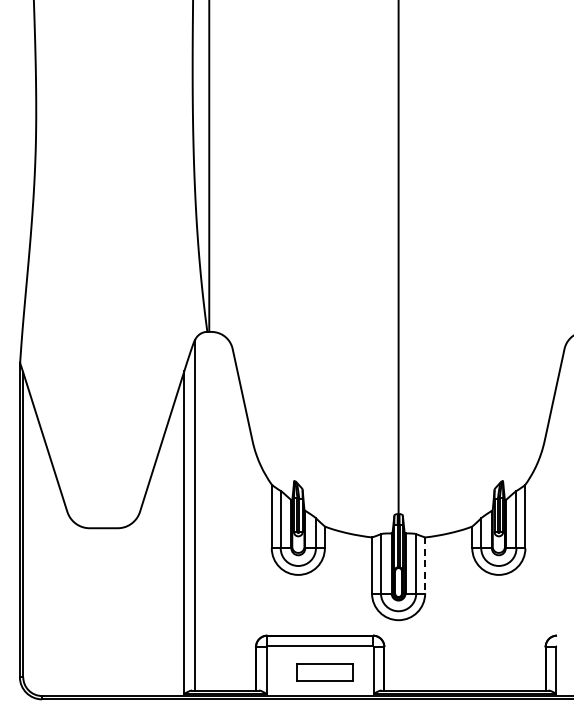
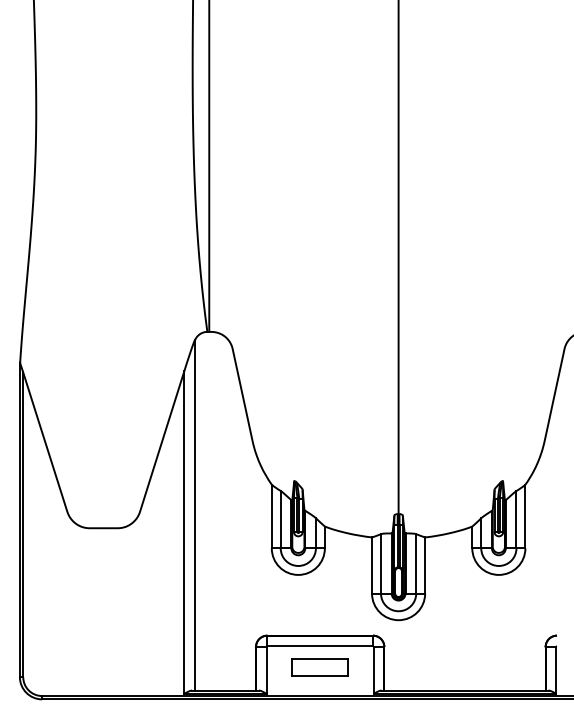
line: dashed -> solid (425, 566)
part position: (324, 672) -> (319, 667) (319, 667)
